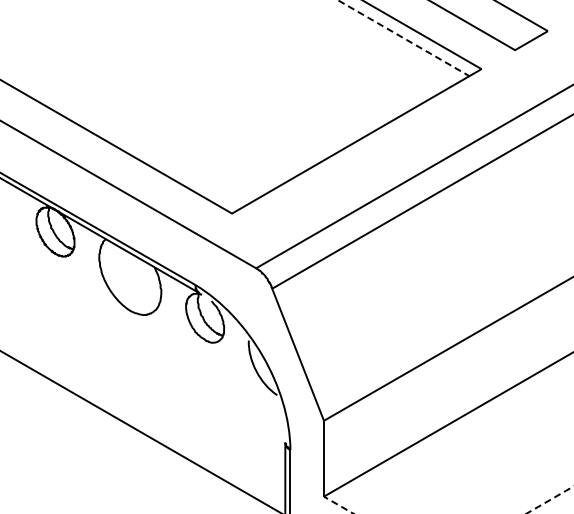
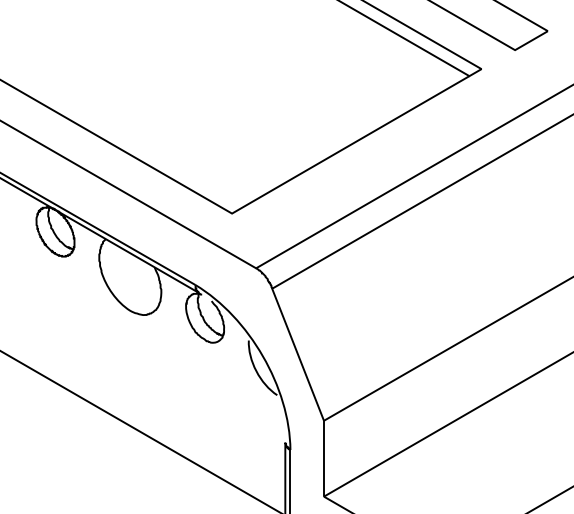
line: dashed -> solid (404, 38)
line: dashed -> solid (535, 508)
